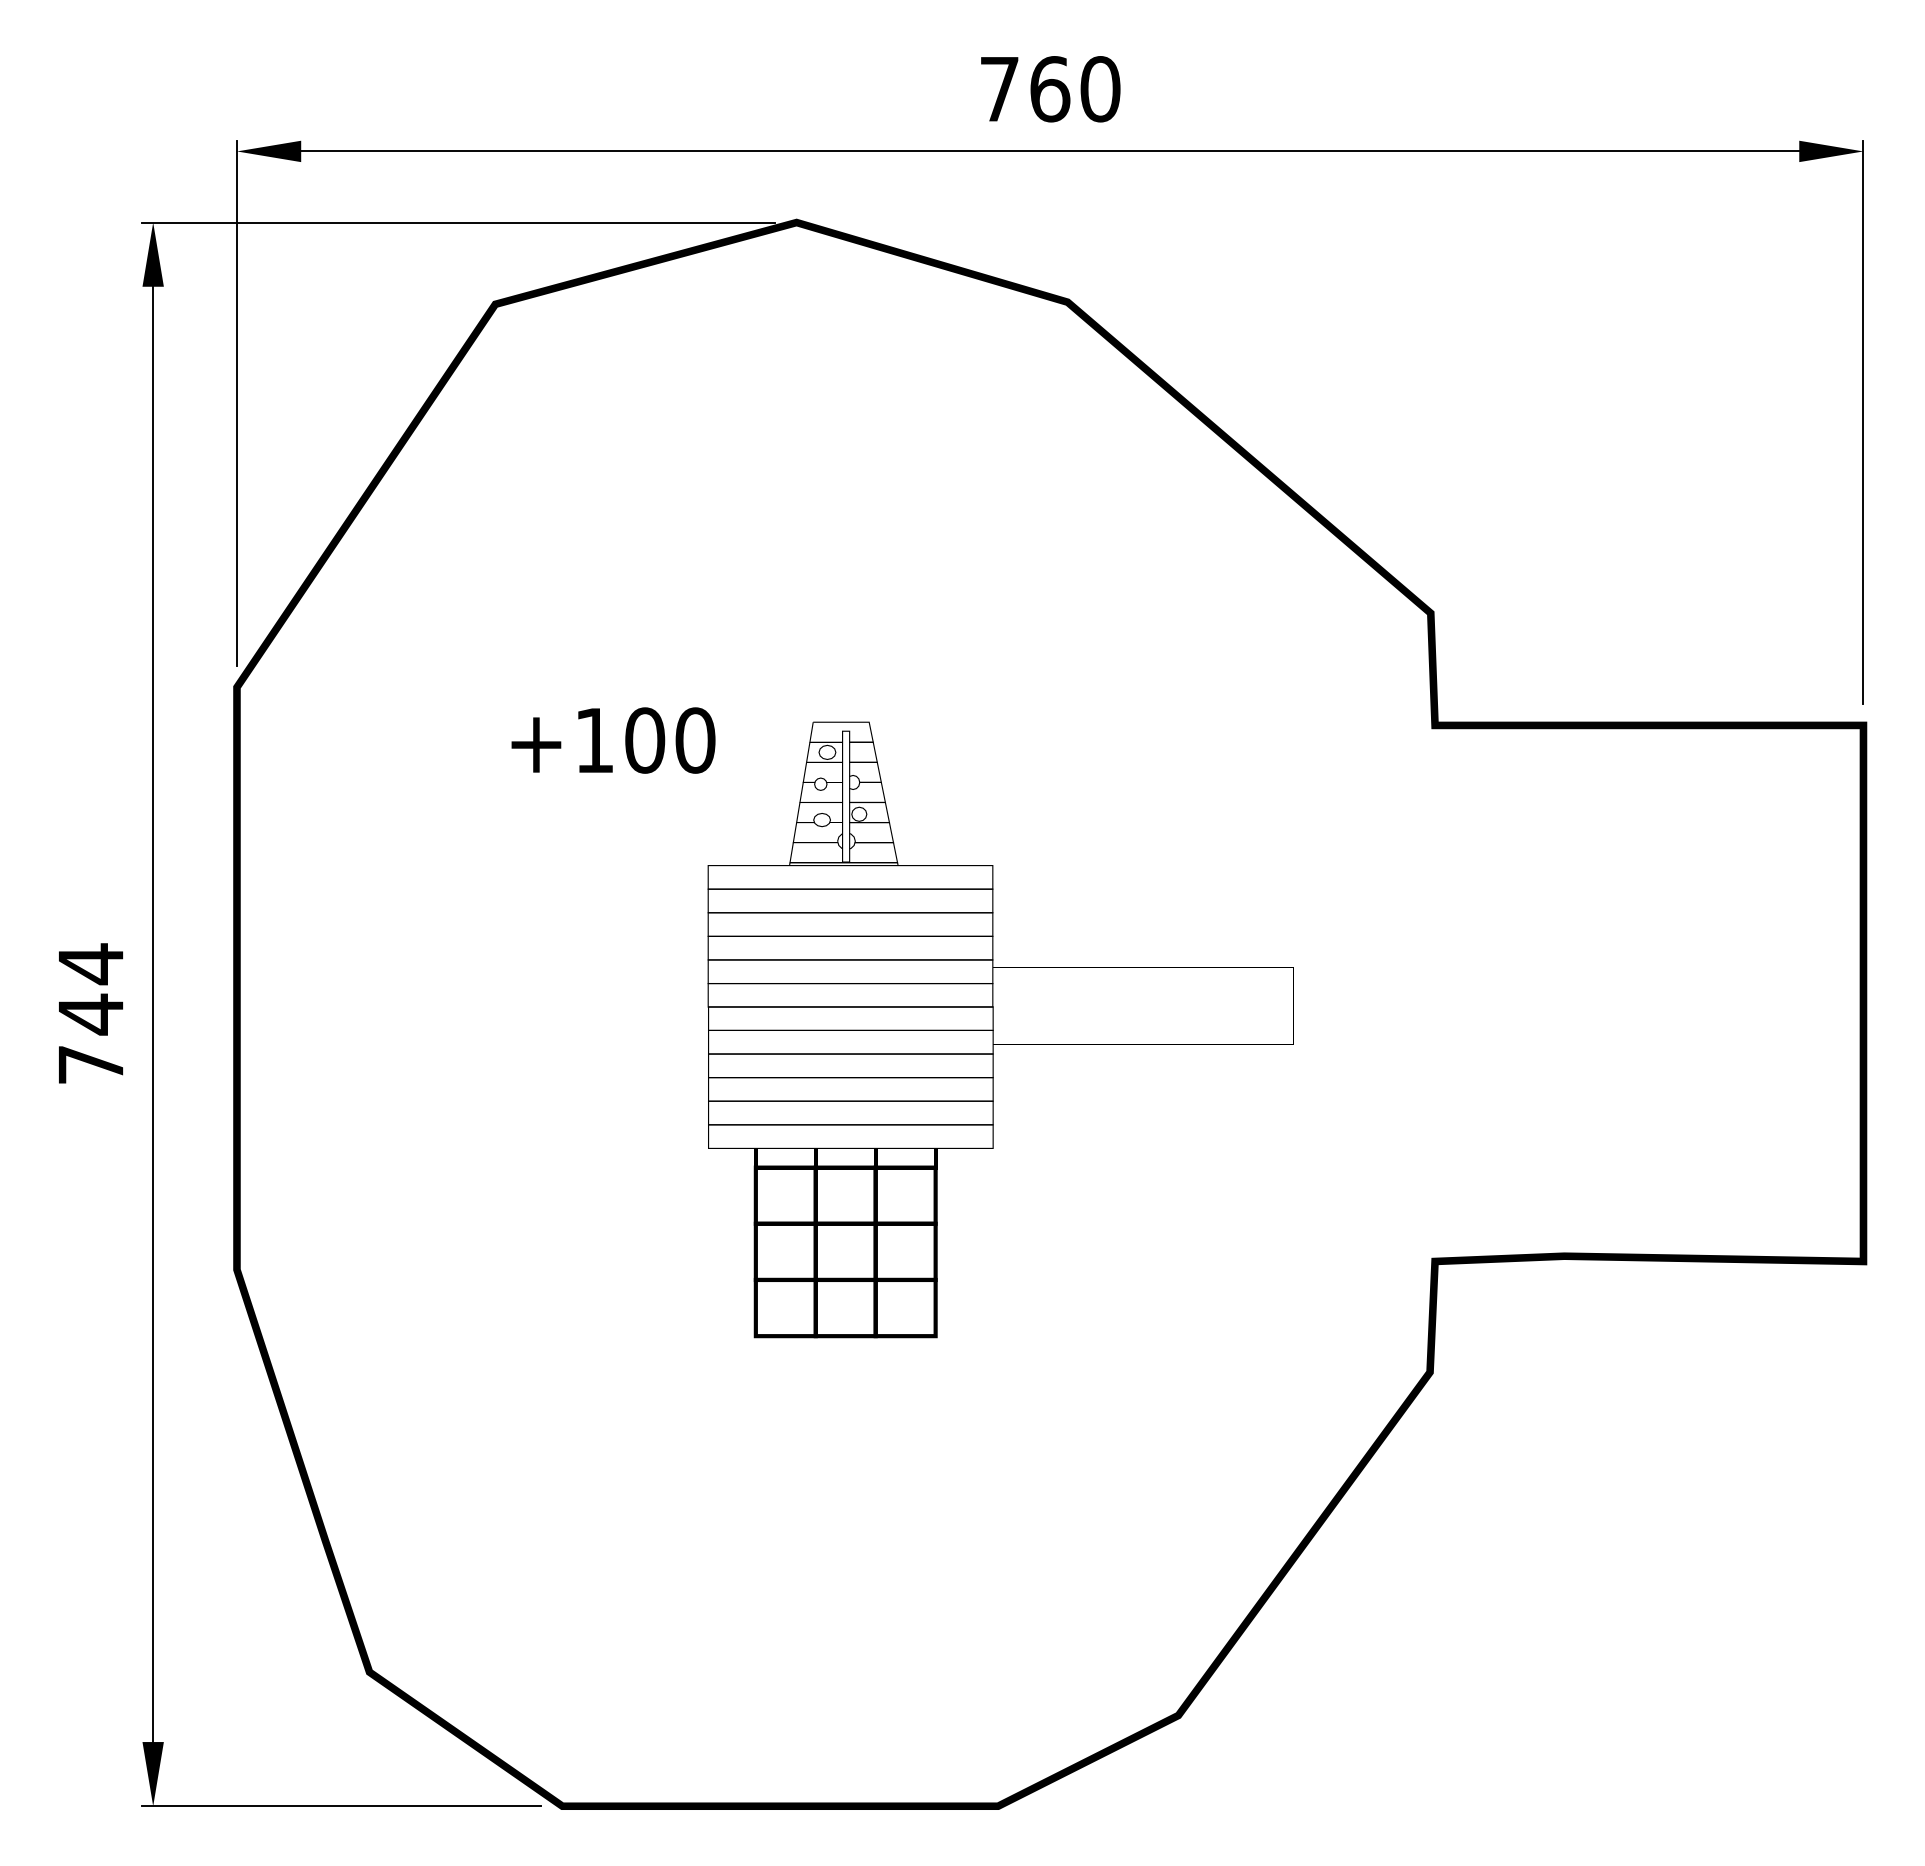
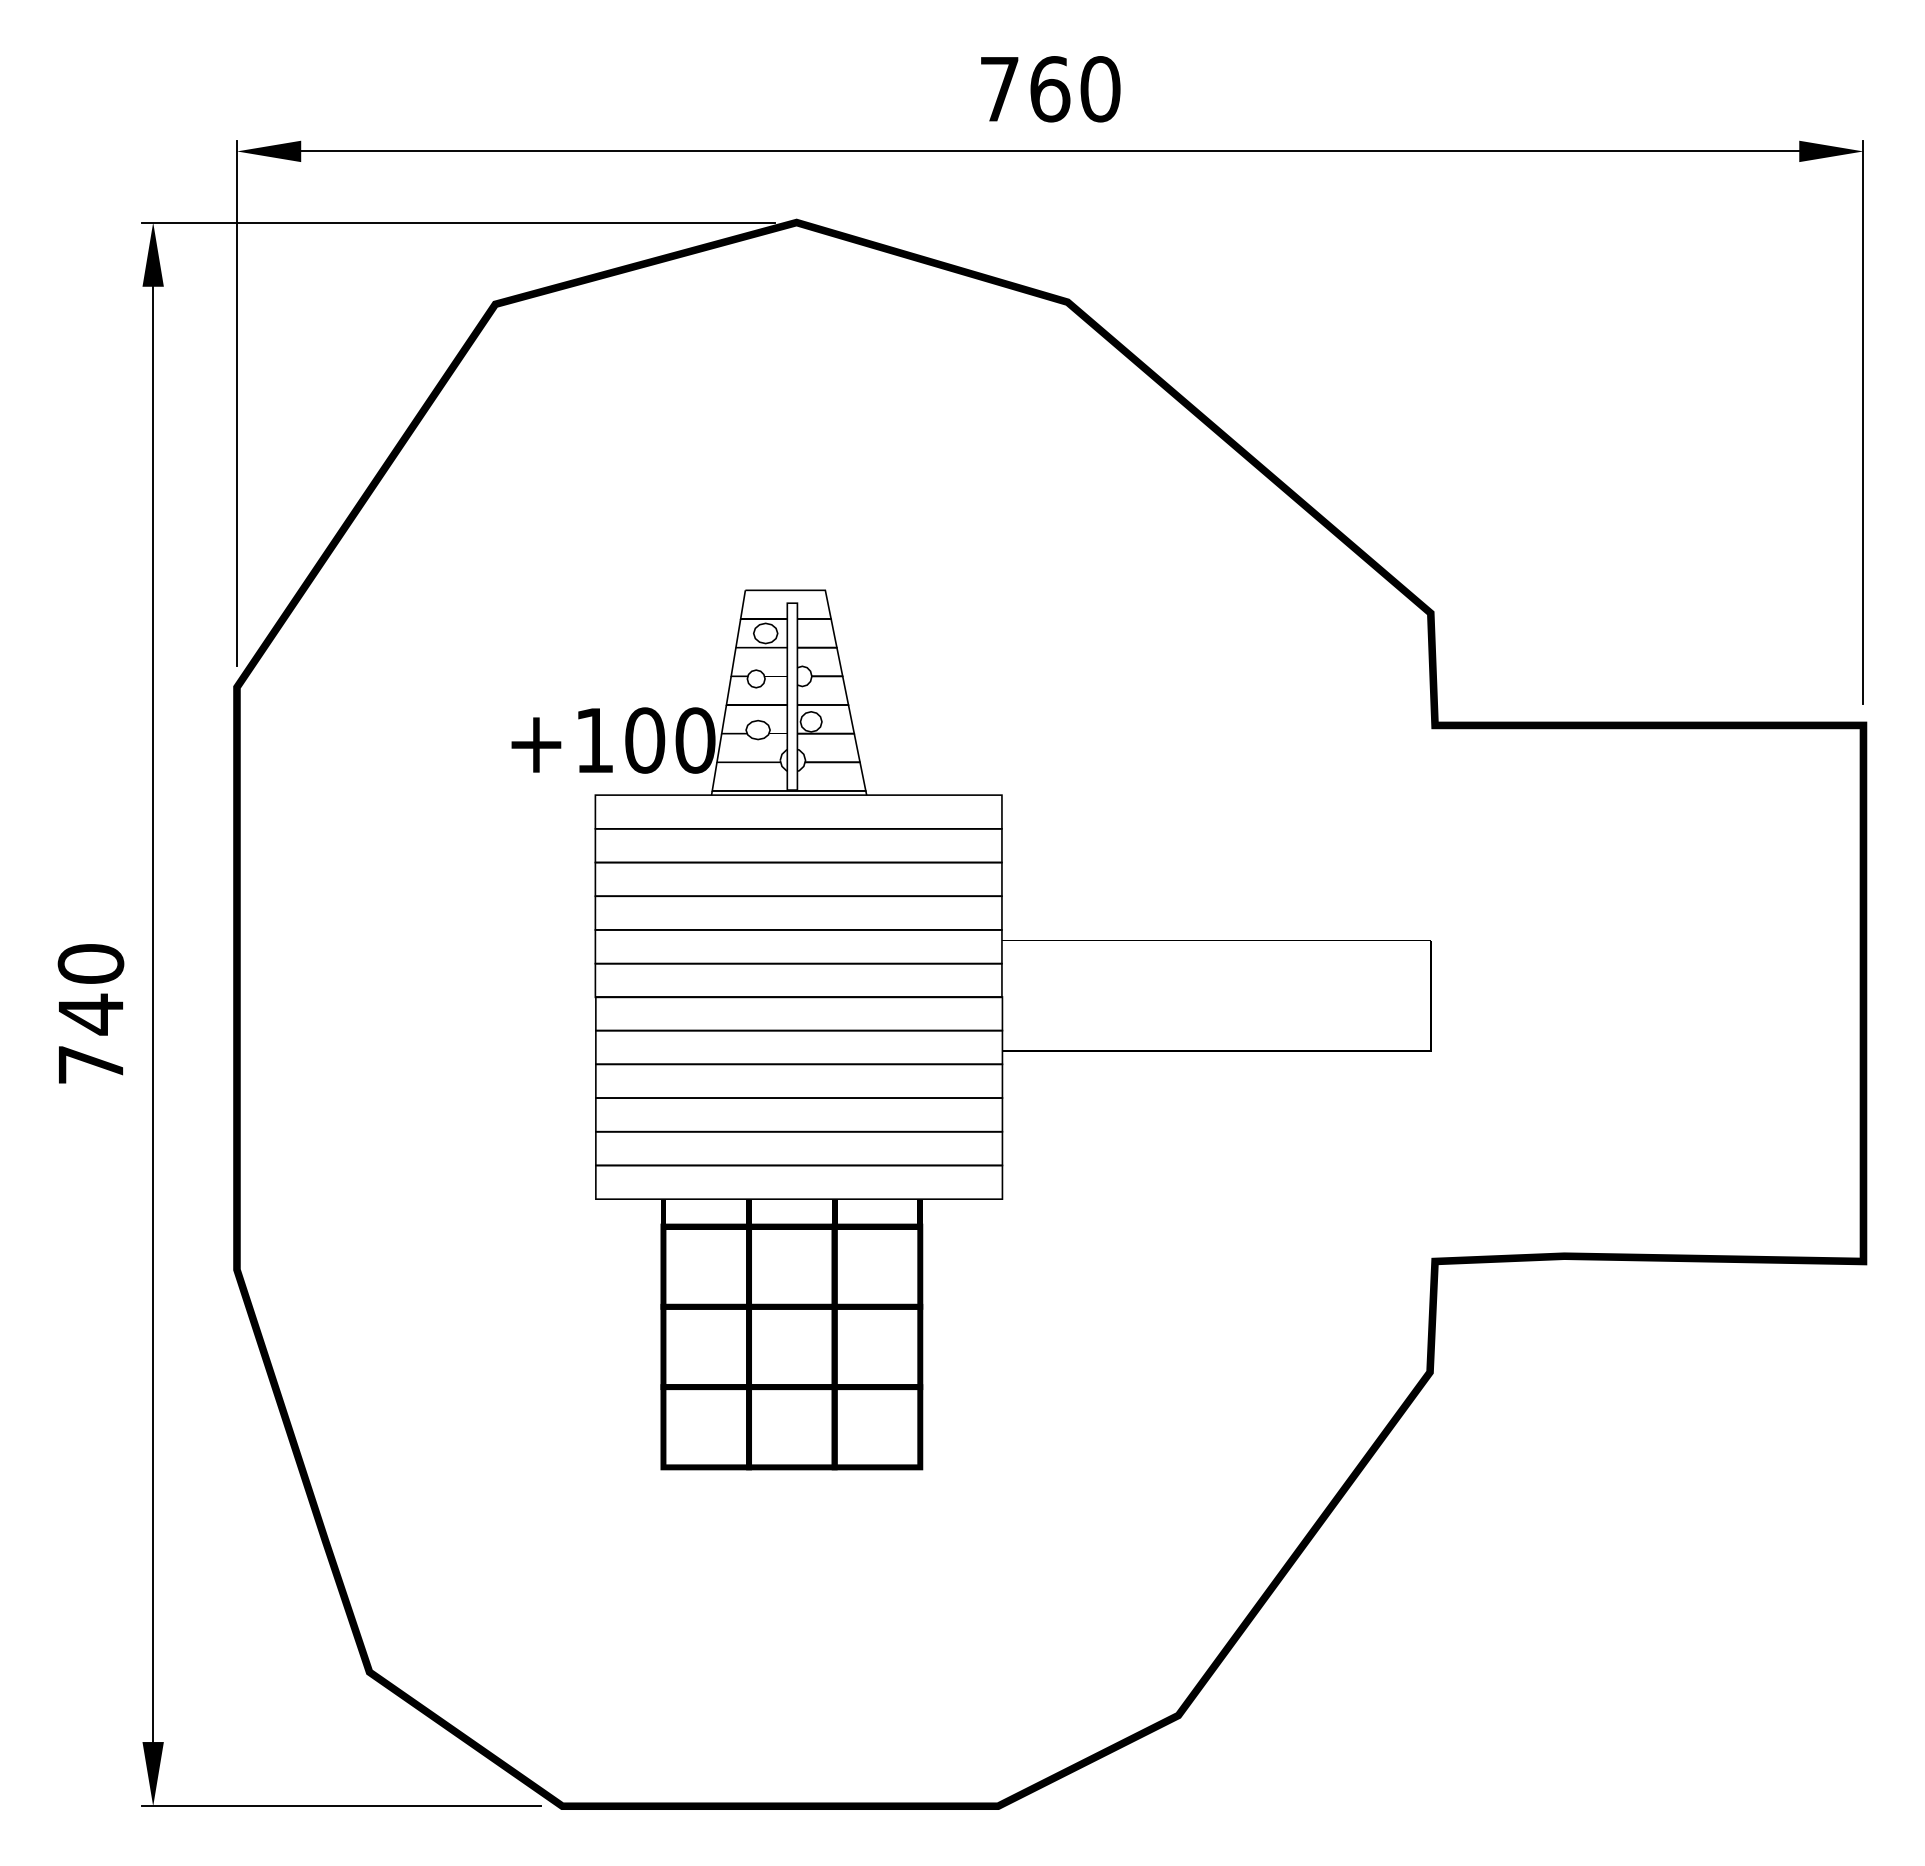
text: 744 -> 740 (90, 964)
part size: 651x624 px -> 921x882 px (971, 1029)
